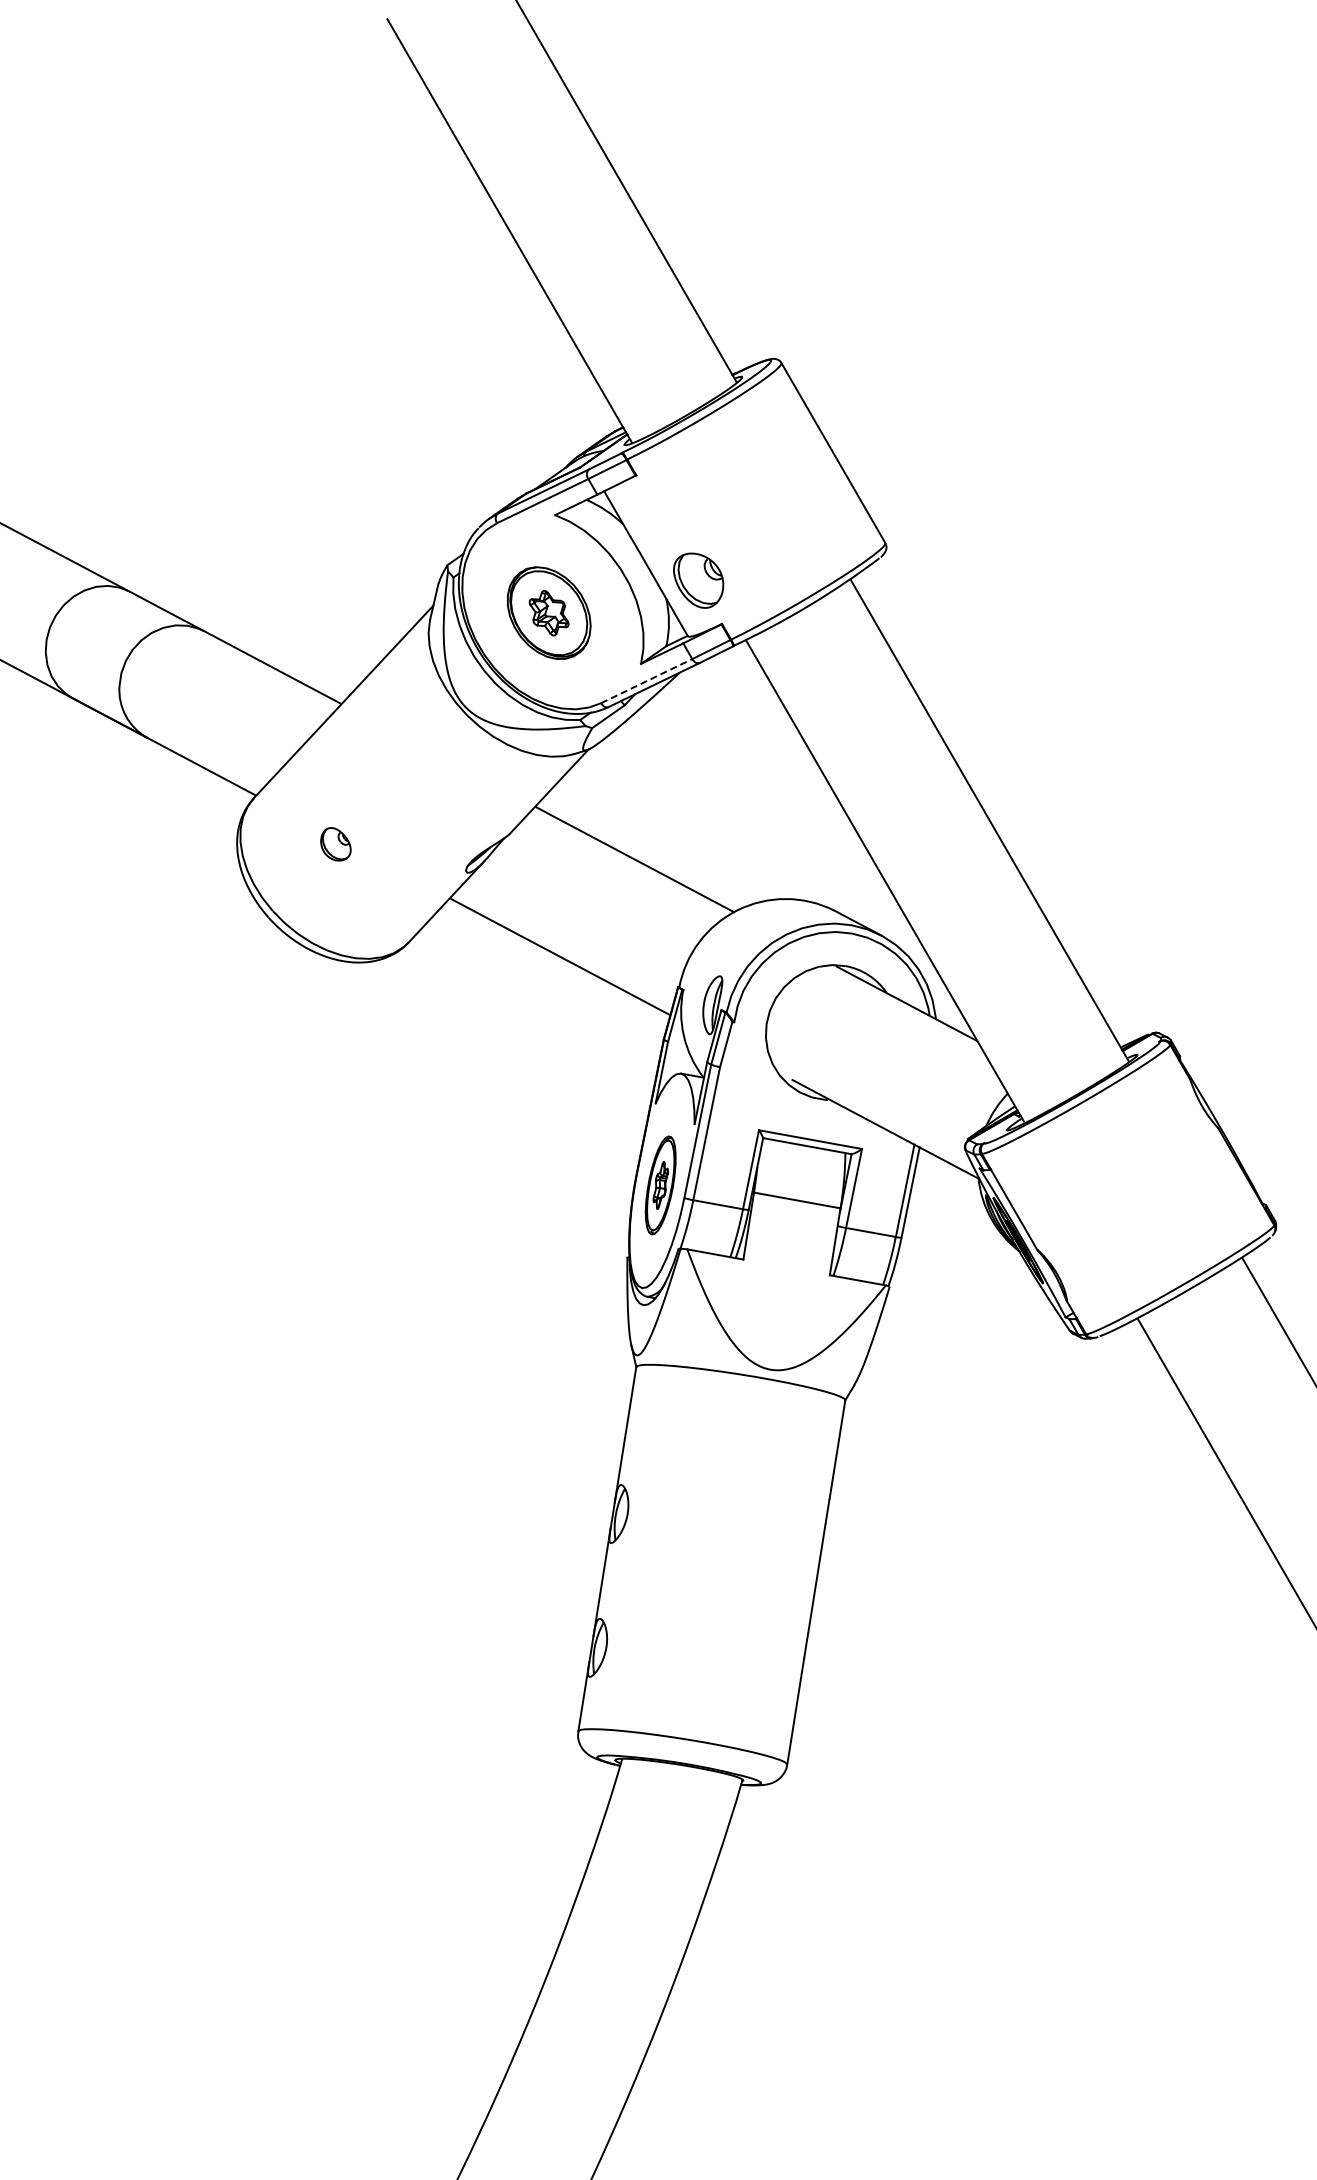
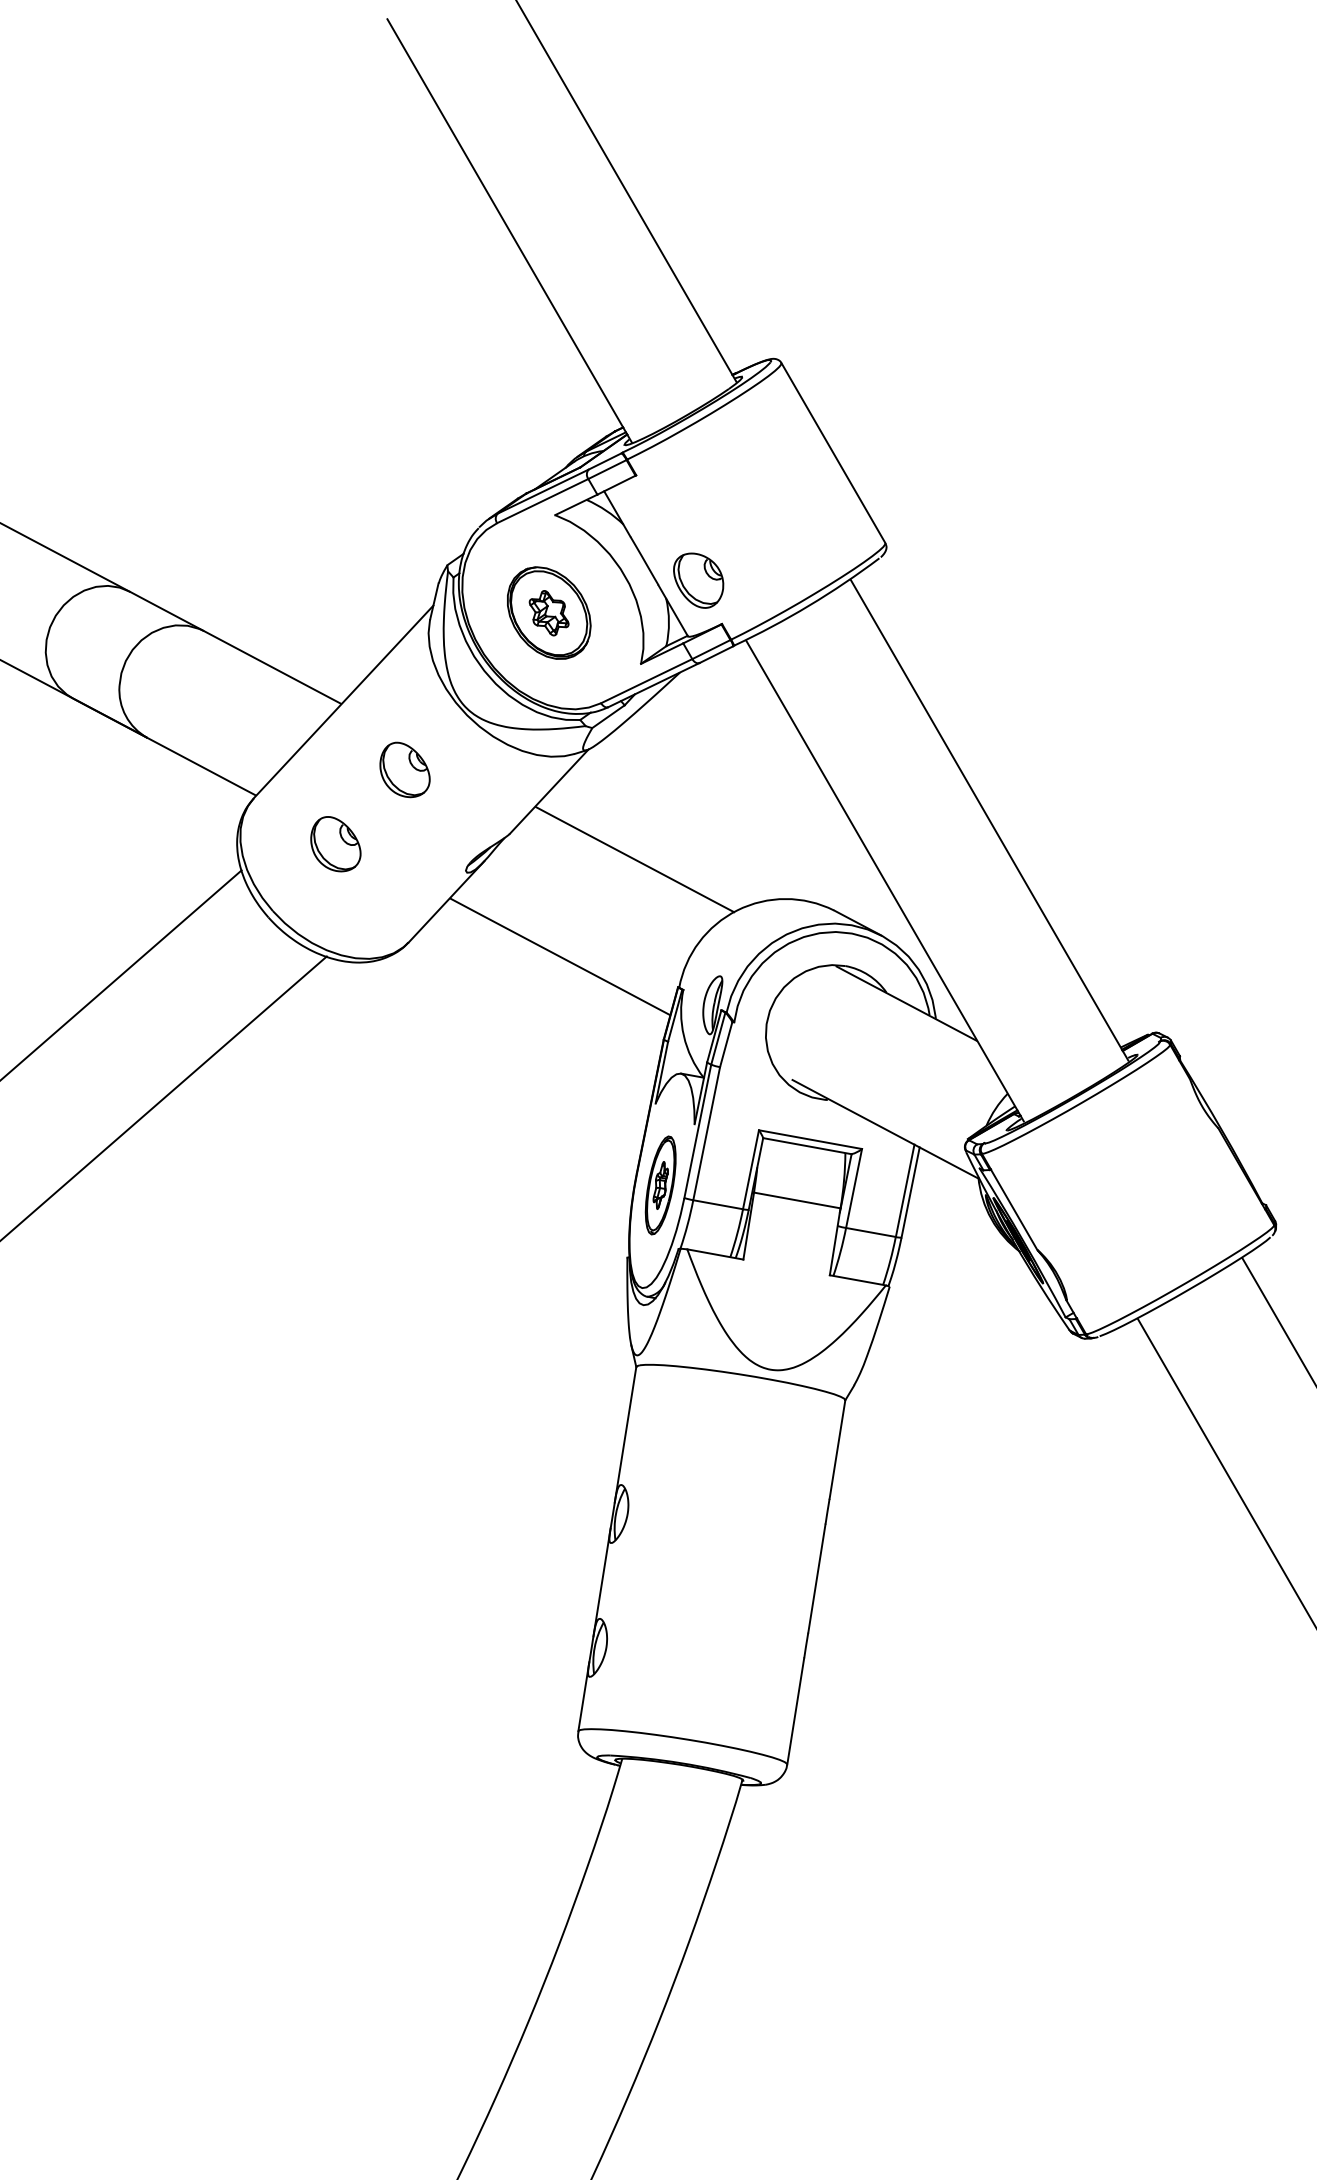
line: dashed -> solid (646, 681)
part: none -> present (404, 769)
part size: 32x35 px -> 52x57 px (335, 844)
line: none -> present (121, 974)
line: none -> present (164, 1097)
